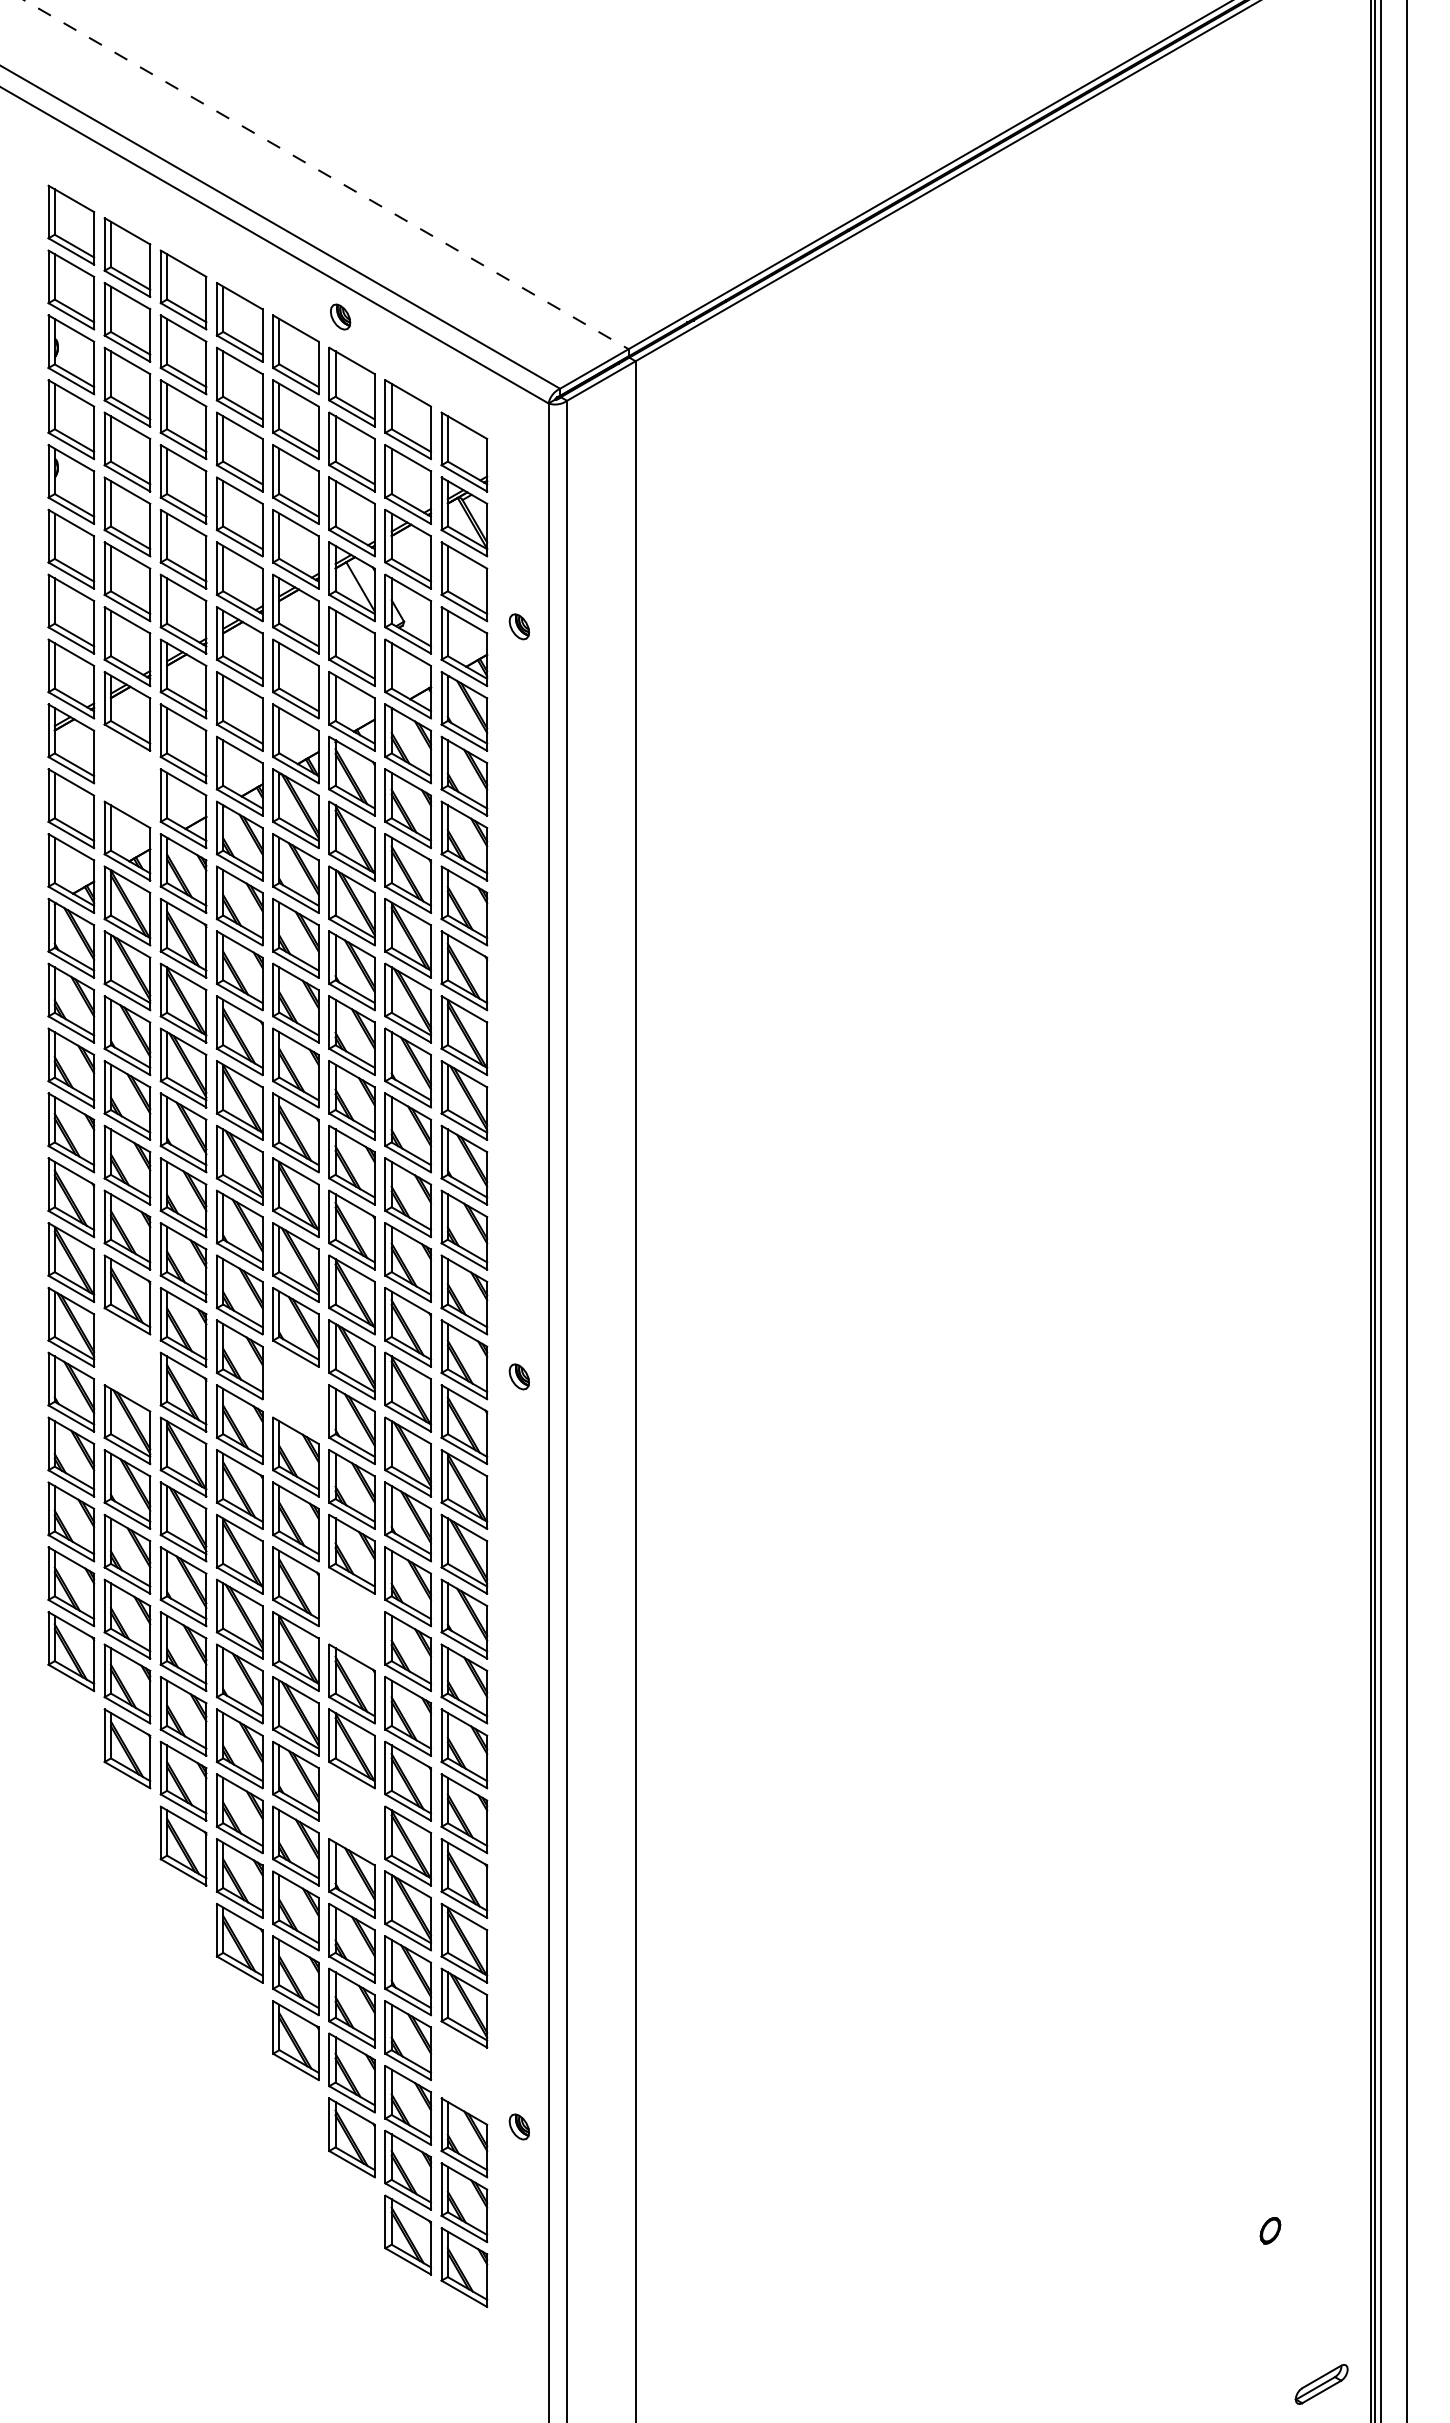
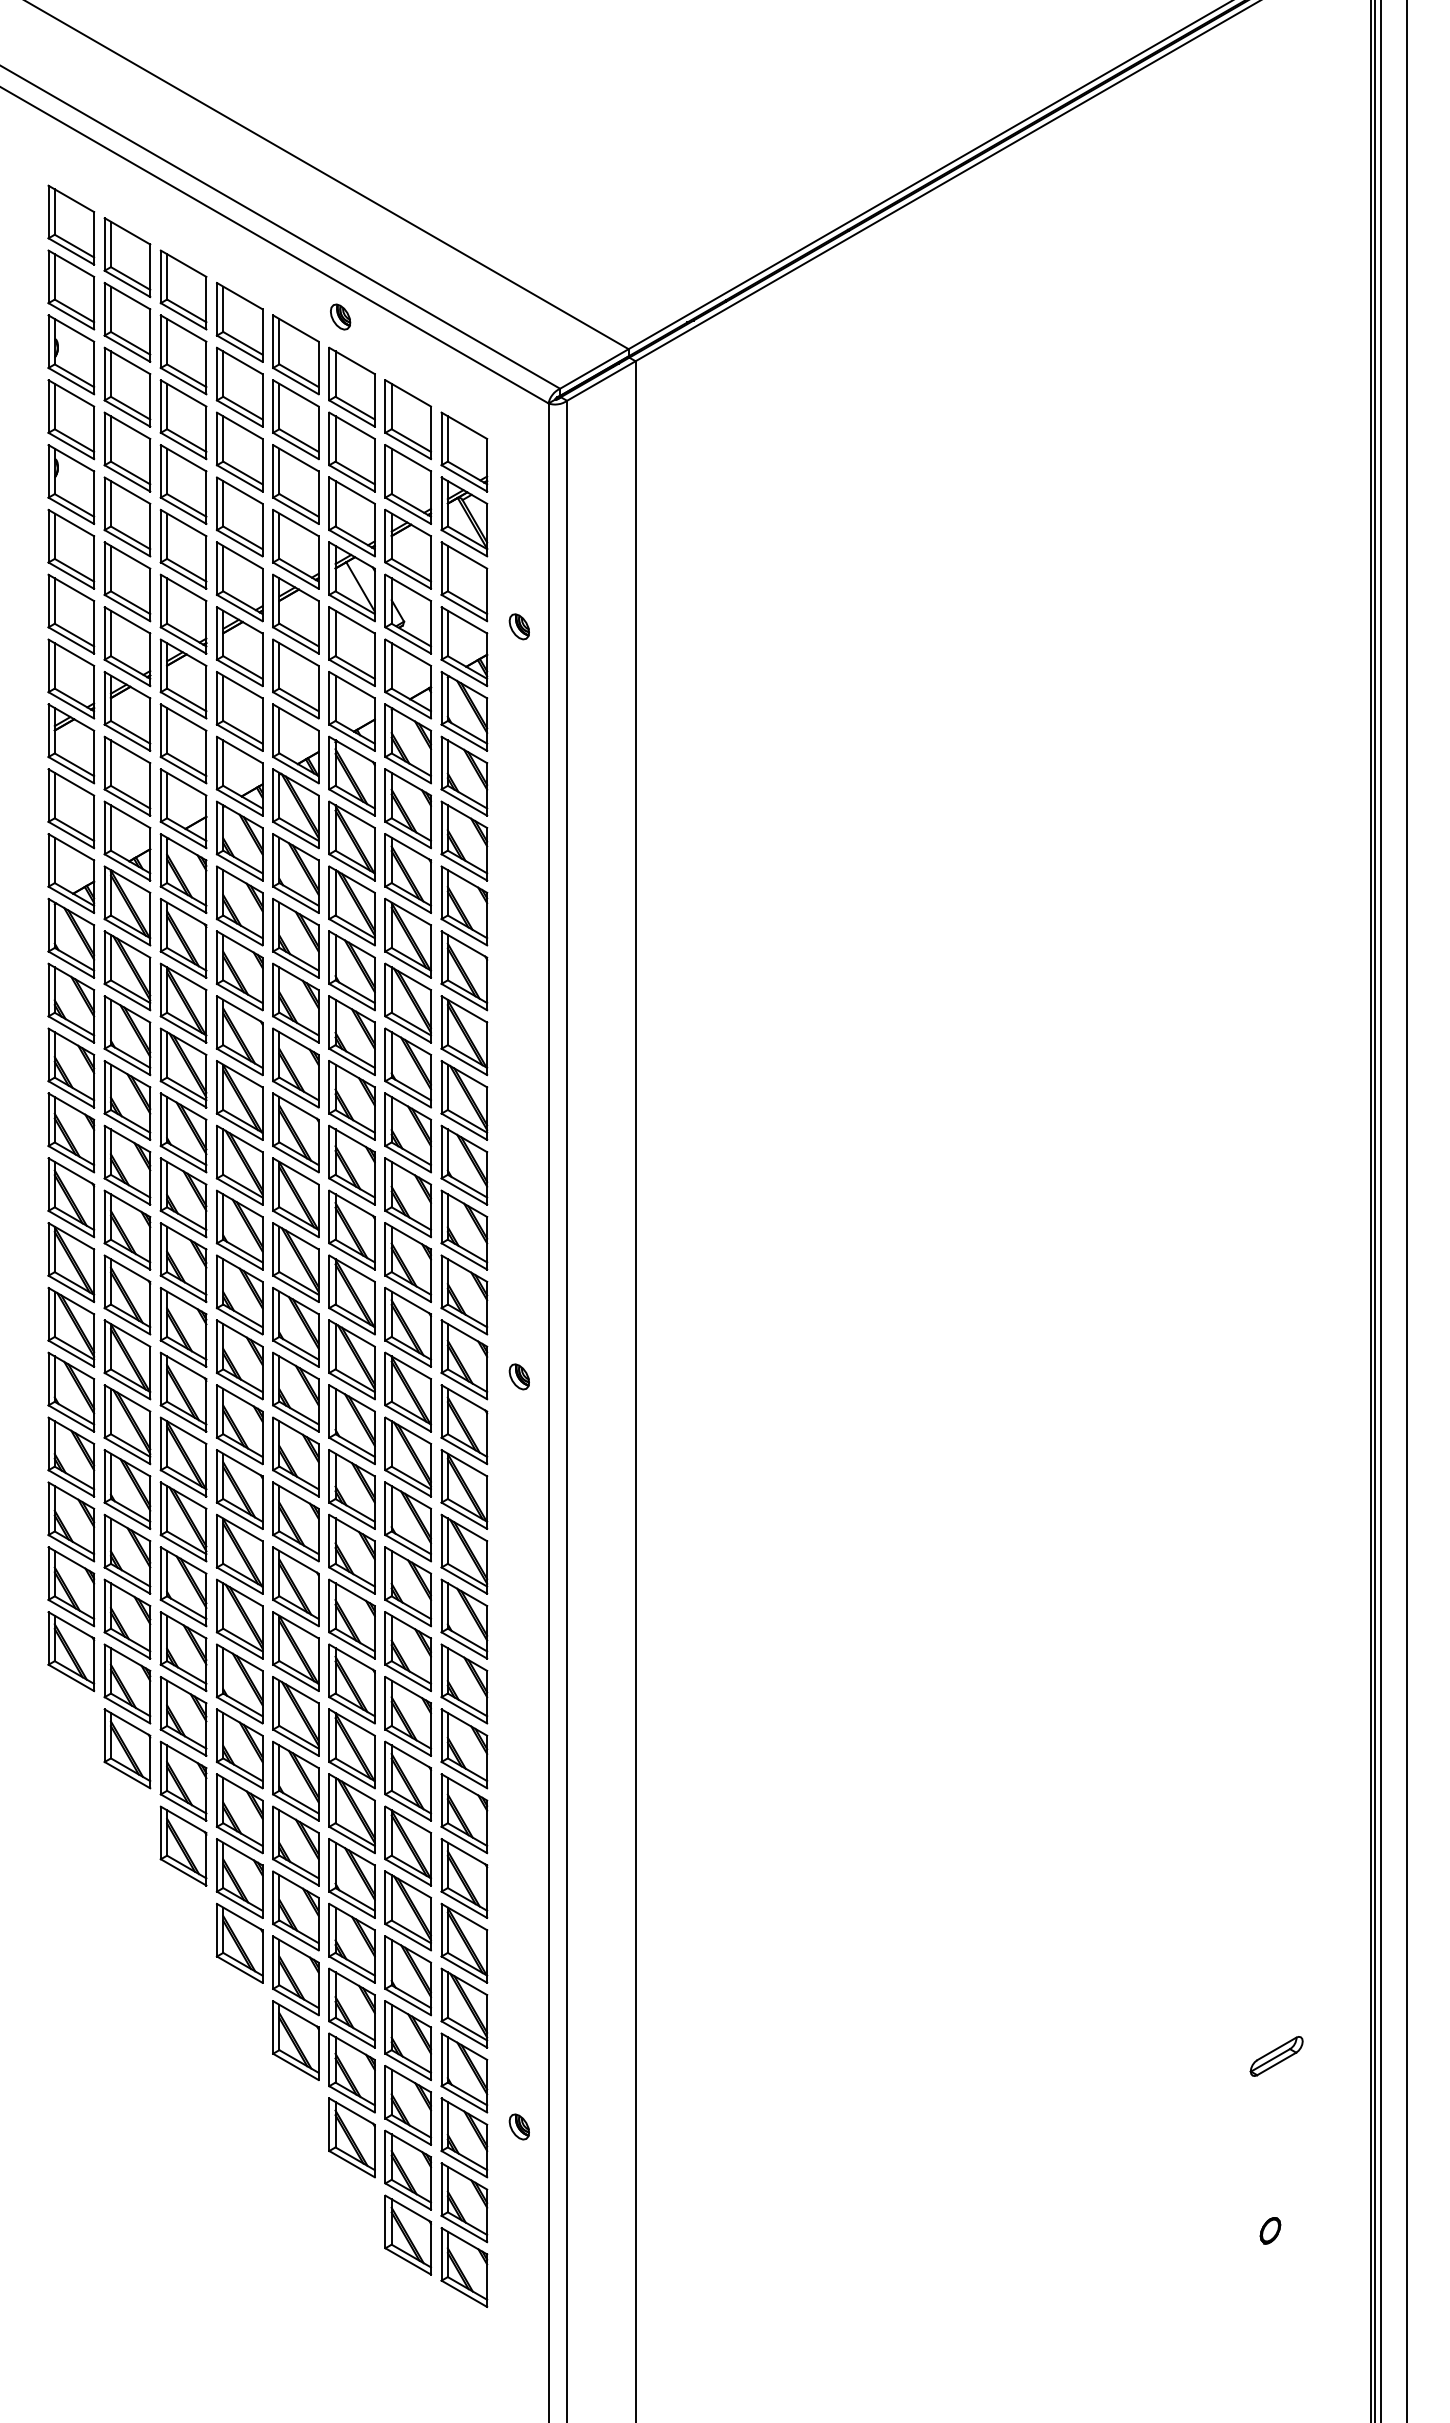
line: dashed -> solid (326, 174)
part: none -> present (127, 775)
part: none -> present (127, 1359)
part: none -> present (295, 1391)
part: none -> present (351, 1618)
part: none -> present (351, 1813)
part: none -> present (464, 2072)
part position: (1321, 2384) -> (1276, 2056) (1276, 2056)
